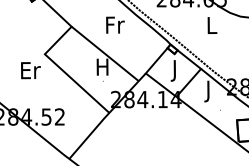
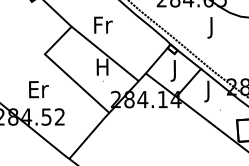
text position: (115, 24) -> (103, 24) (103, 24)
text: L -> J (212, 27)
text position: (30, 70) -> (38, 89) (38, 89)
